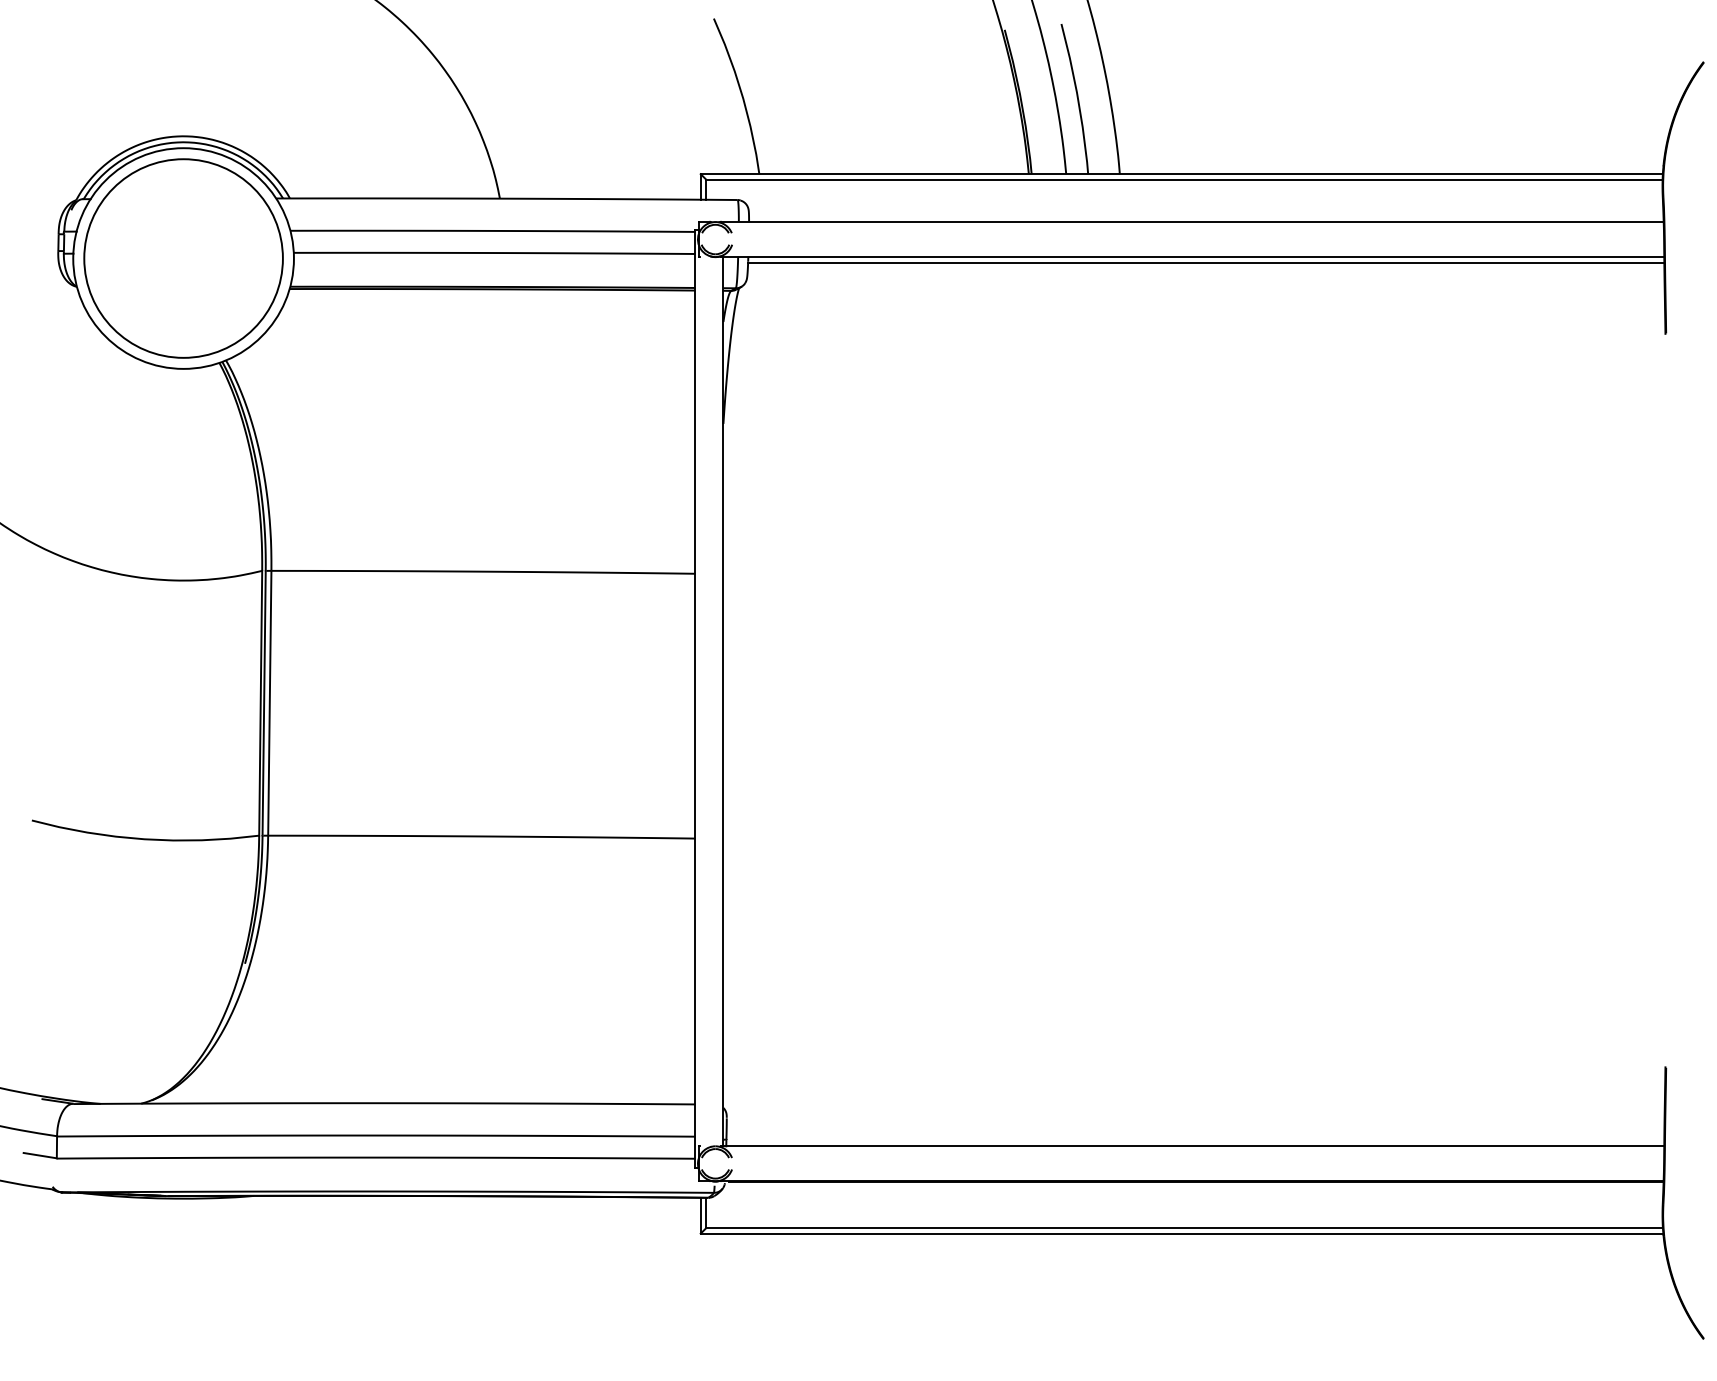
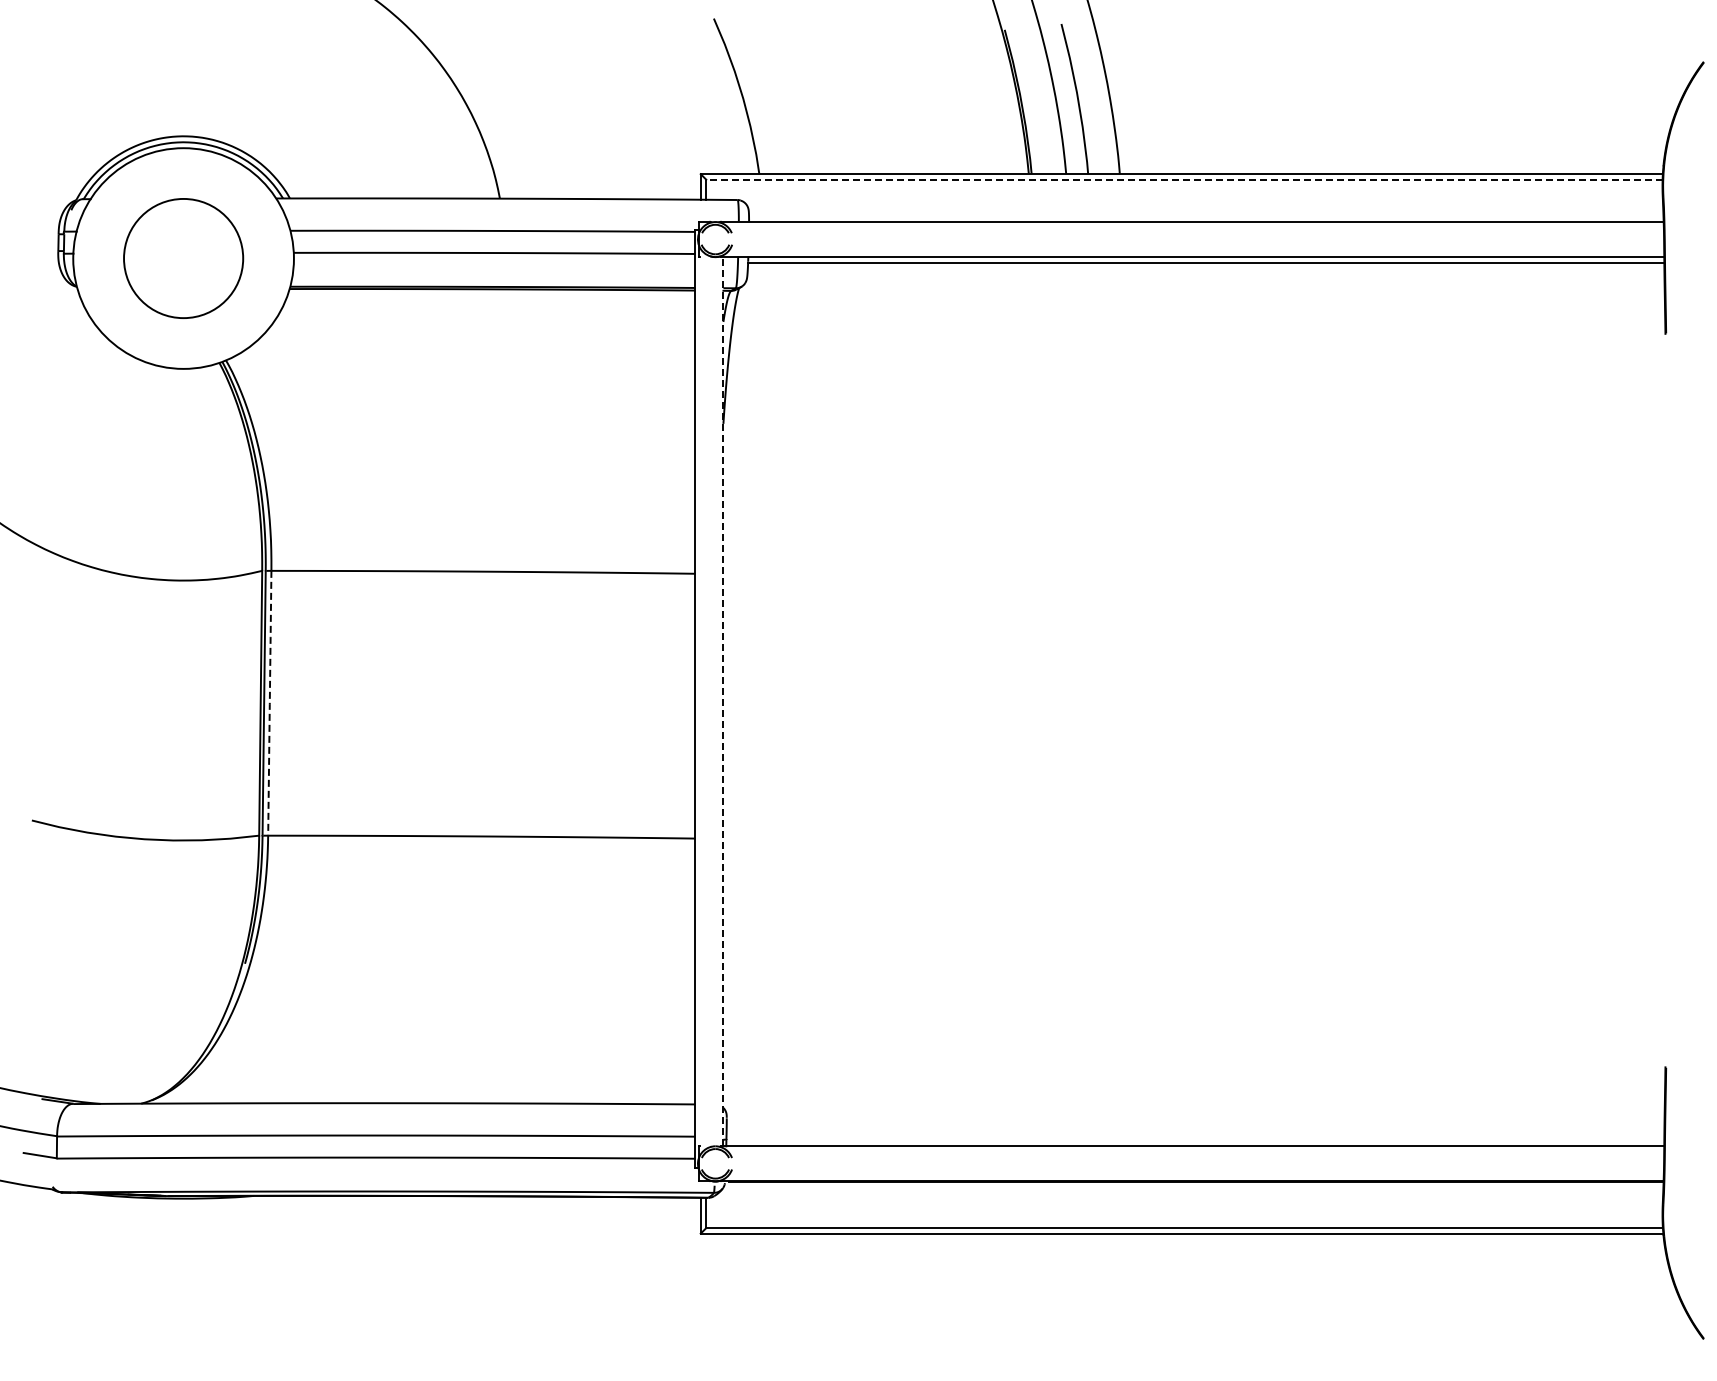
line: solid -> dashed (1183, 179)
circle diameter: 199 px -> 119 px (183, 258)
line: solid -> dashed (723, 701)
line: solid -> dashed (269, 702)
